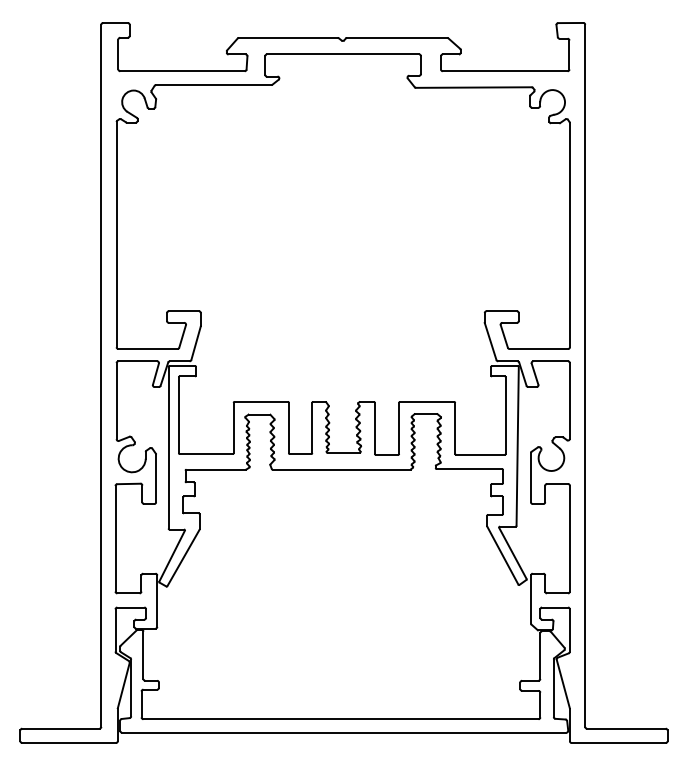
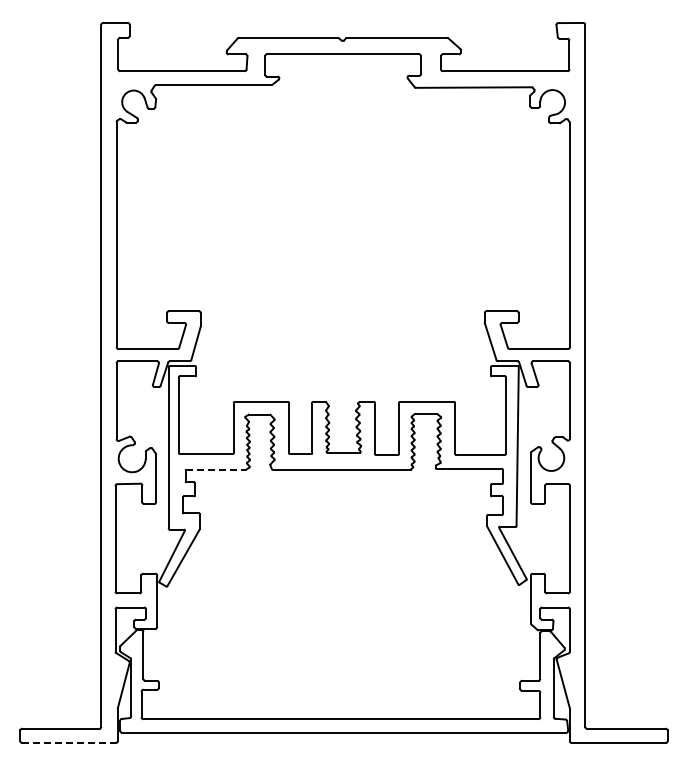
line: solid -> dashed (216, 469)
line: solid -> dashed (69, 743)
